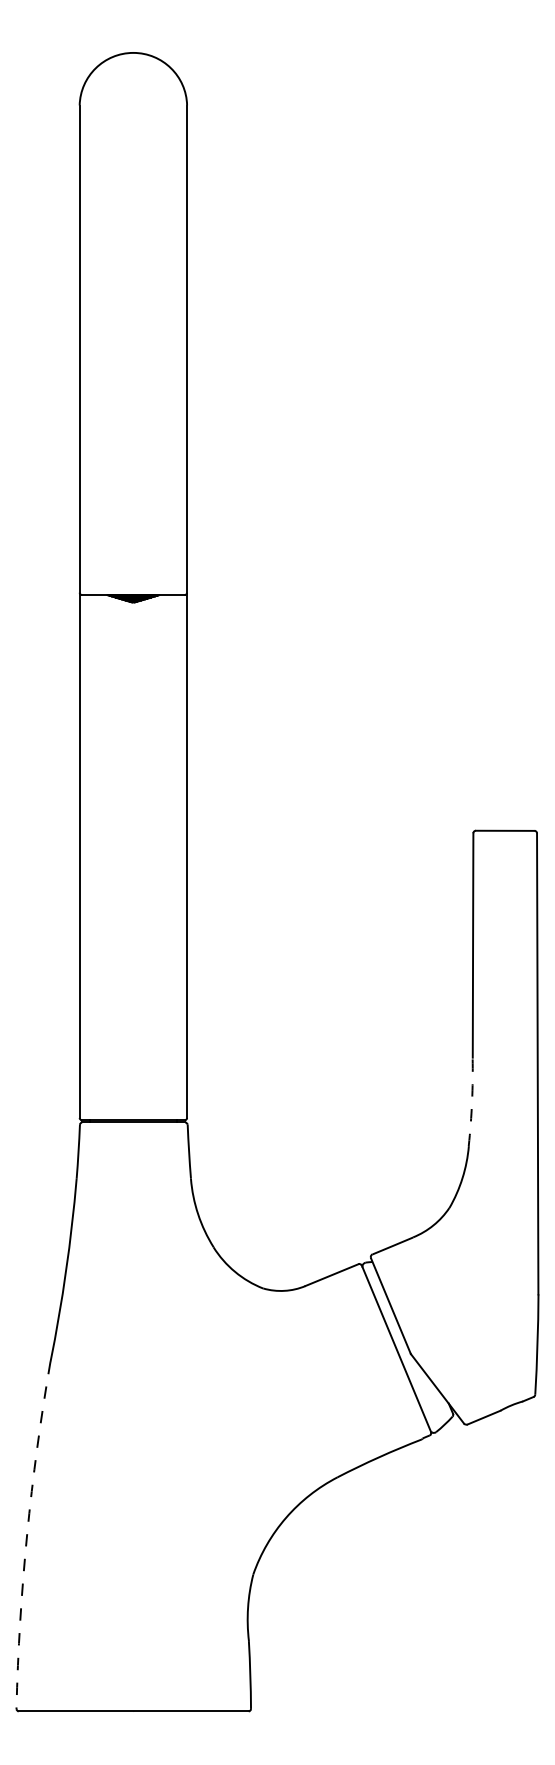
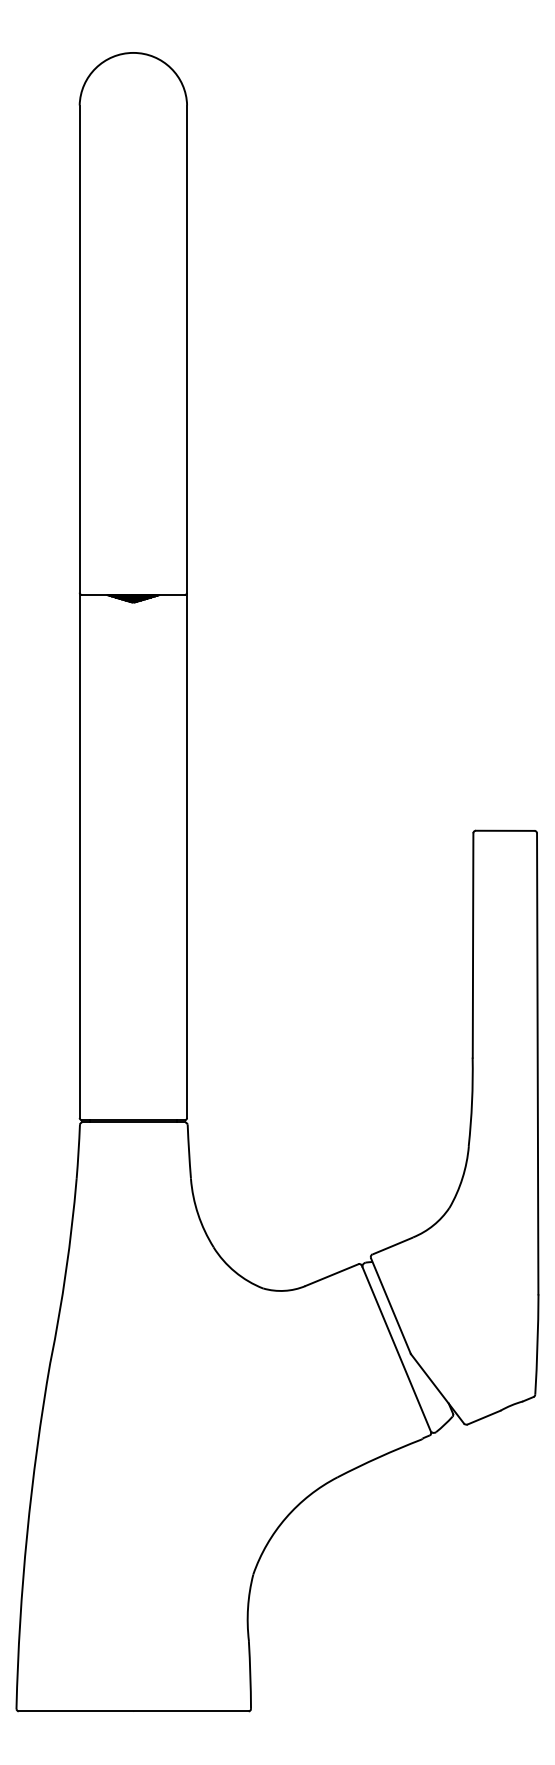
arc: dashed -> solid (472, 1101)
arc: dashed -> solid (27, 1534)
